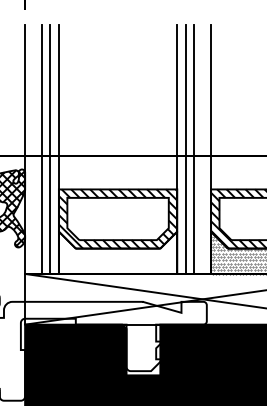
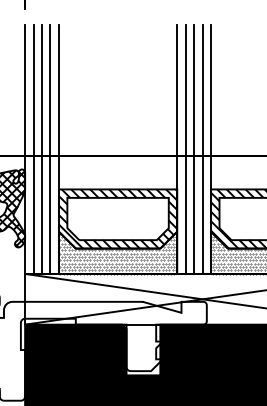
line: none -> present (33, 149)
line: none -> present (202, 149)
hatch: none -> present (117, 253)
